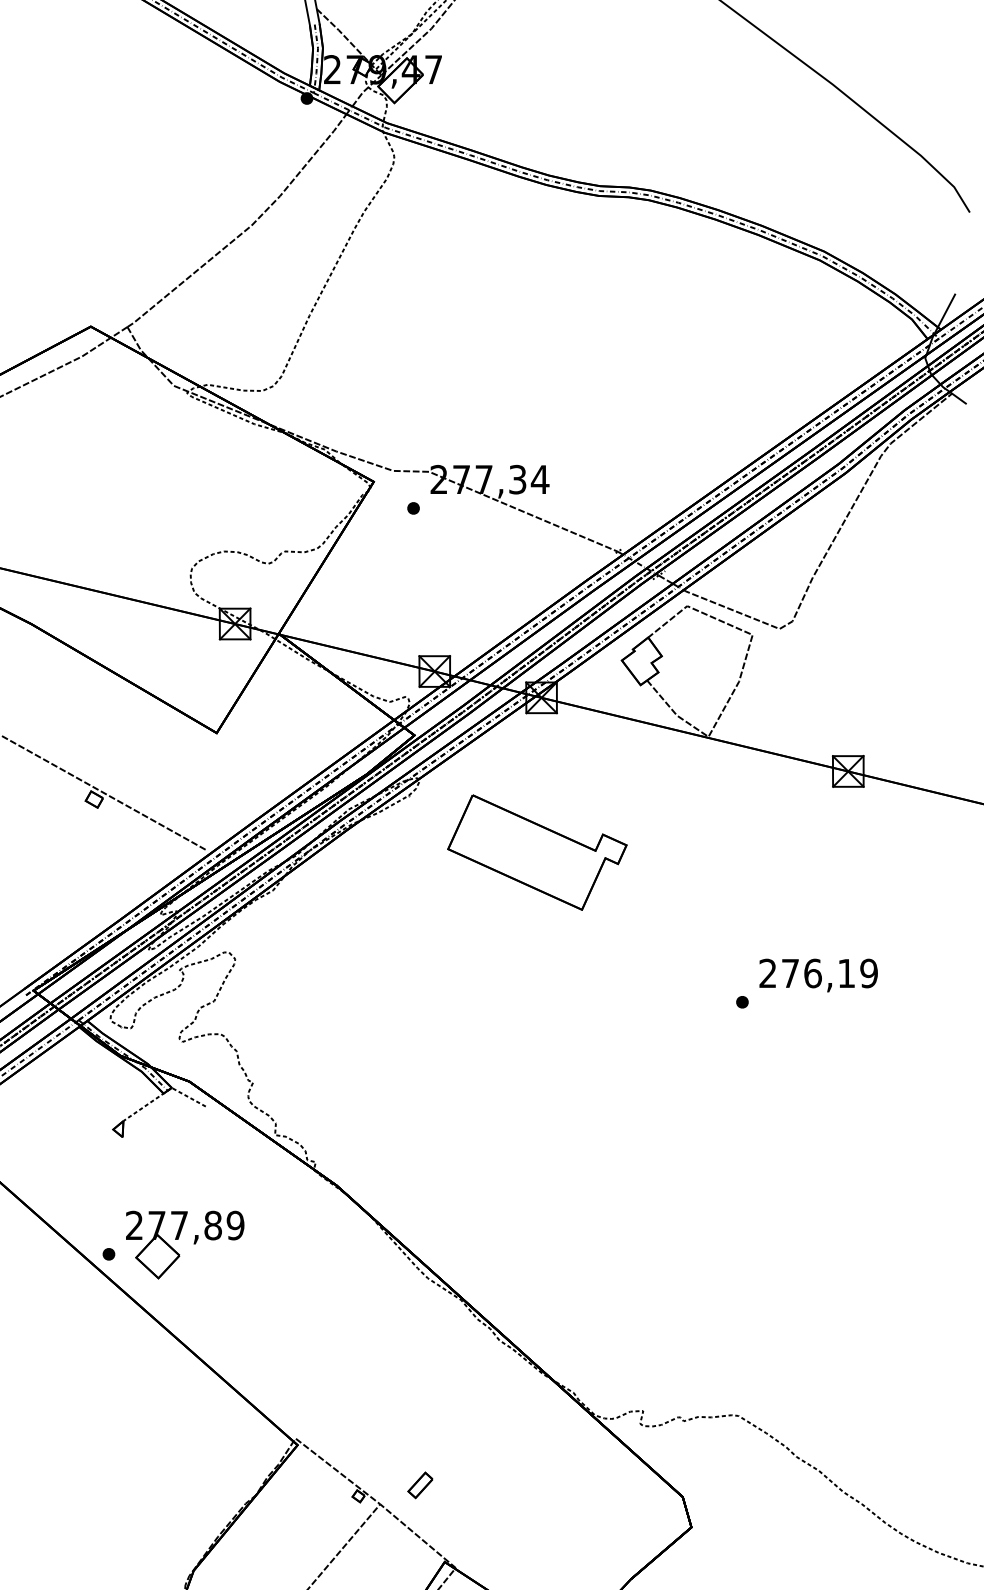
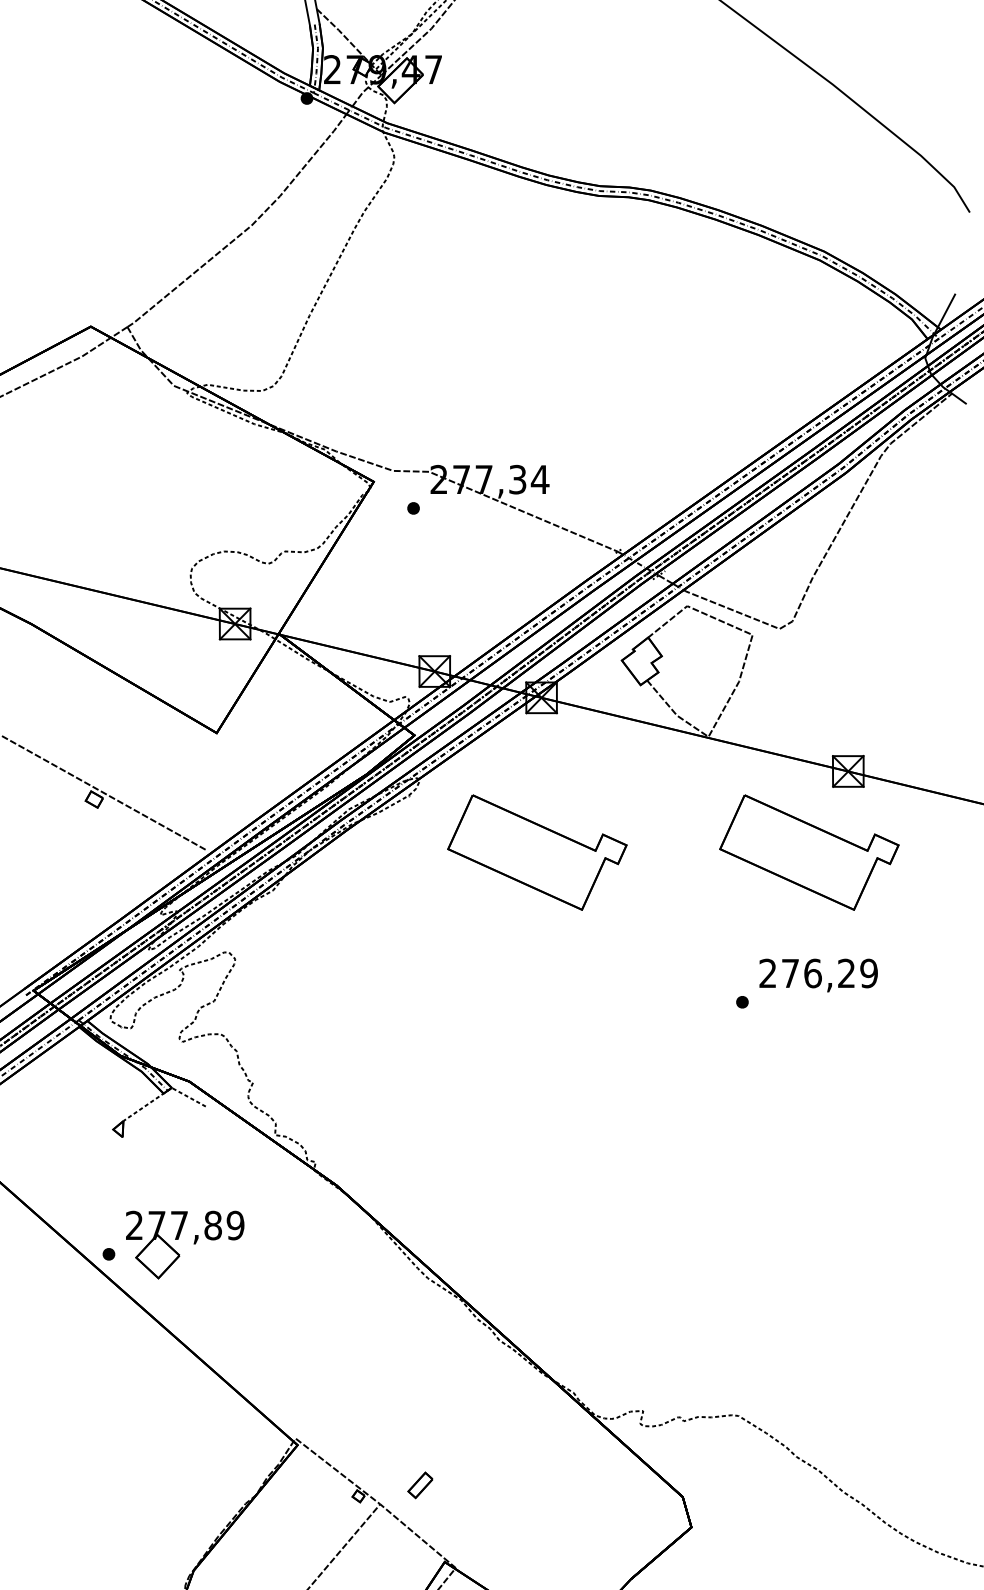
part: none -> present (809, 852)
text: 276,19 -> 276,29 (846, 972)
